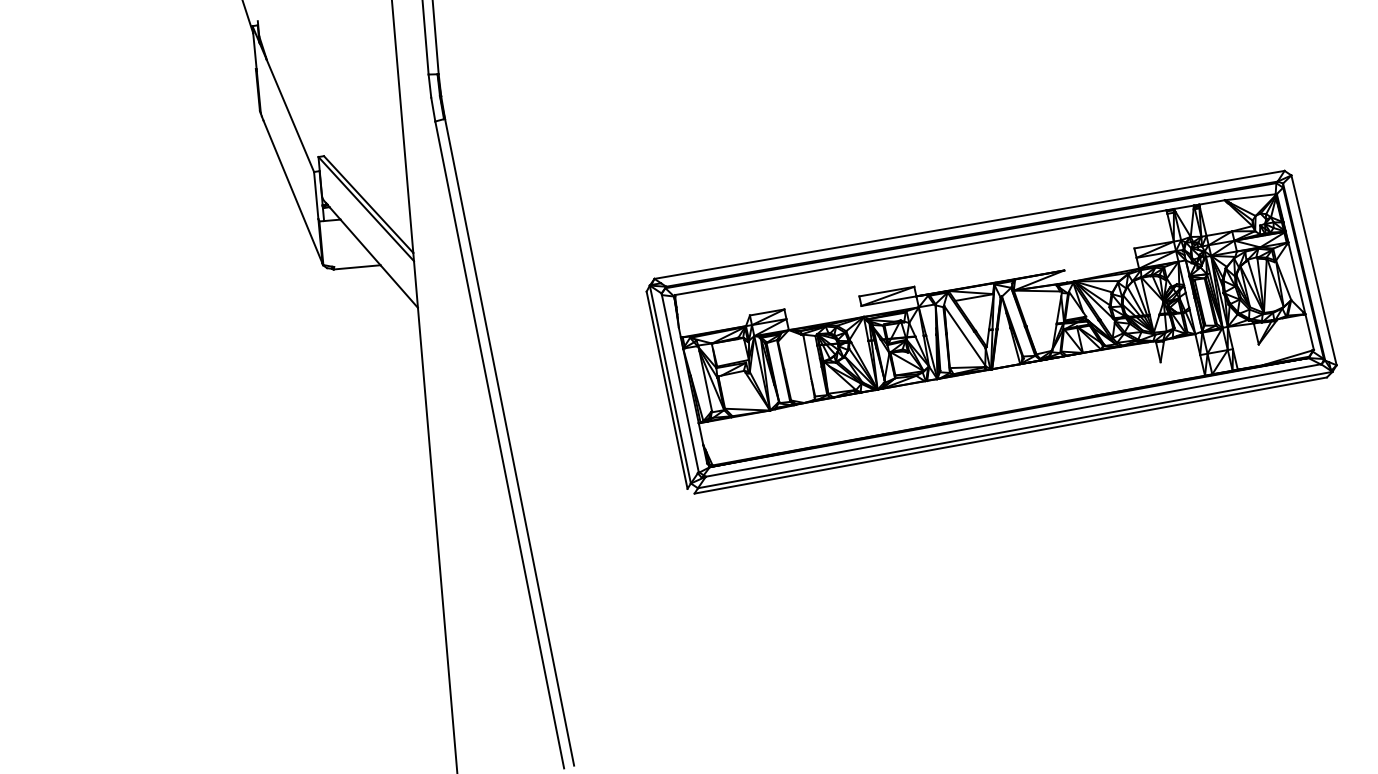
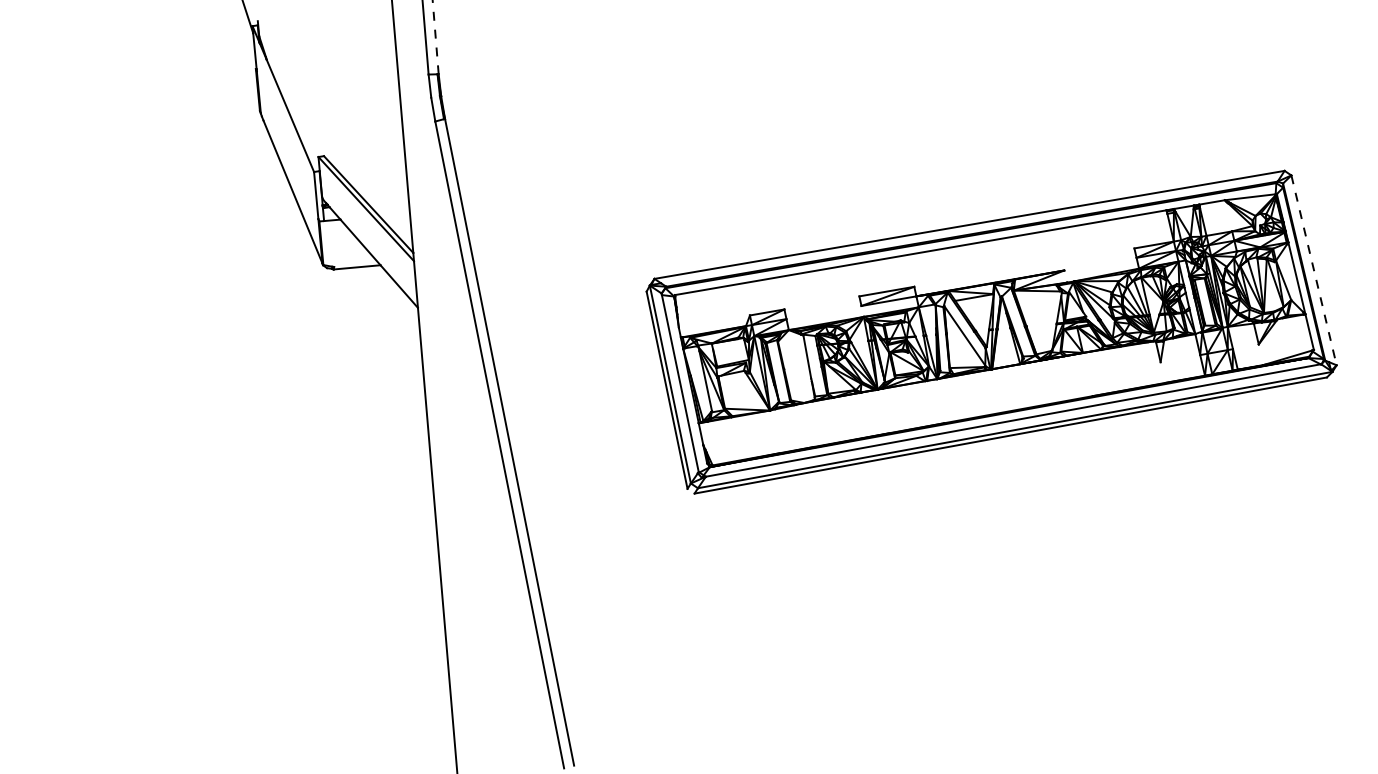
line: solid -> dashed (435, 37)
line: solid -> dashed (1314, 270)
